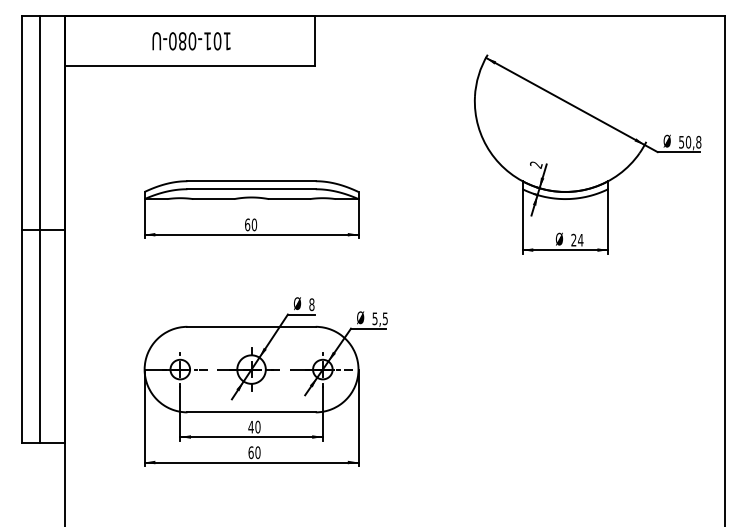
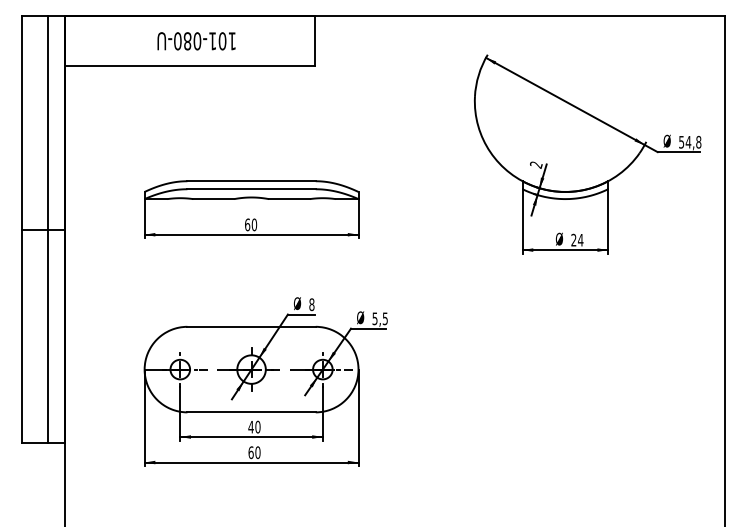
text position: (191, 41) -> (196, 41) (196, 41)
text: 50,8 -> 54,8 (688, 141)
line position: (40, 229) -> (48, 229) (48, 229)
